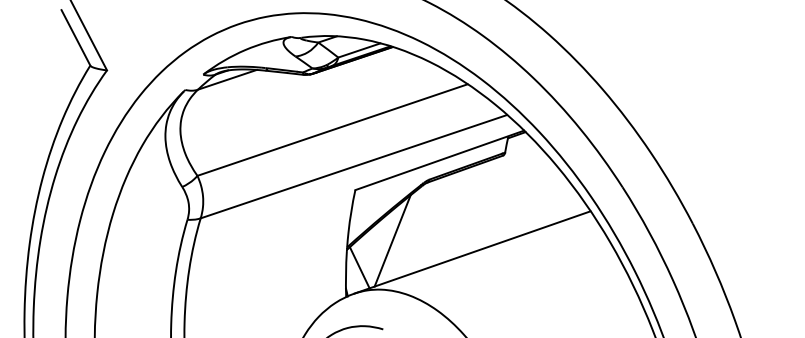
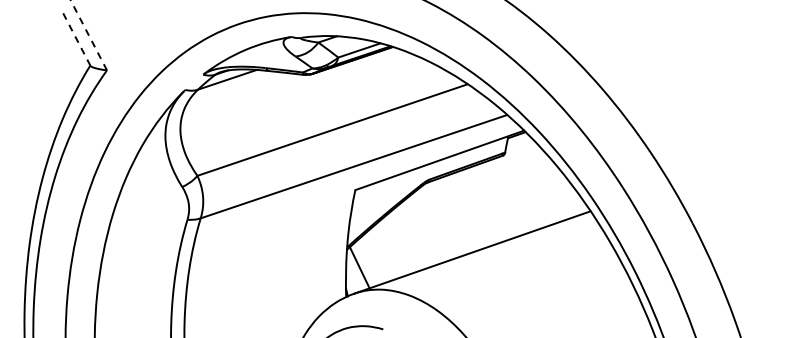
line: solid -> dashed (88, 34)
line: solid -> dashed (75, 37)
line: present -> none (392, 240)
